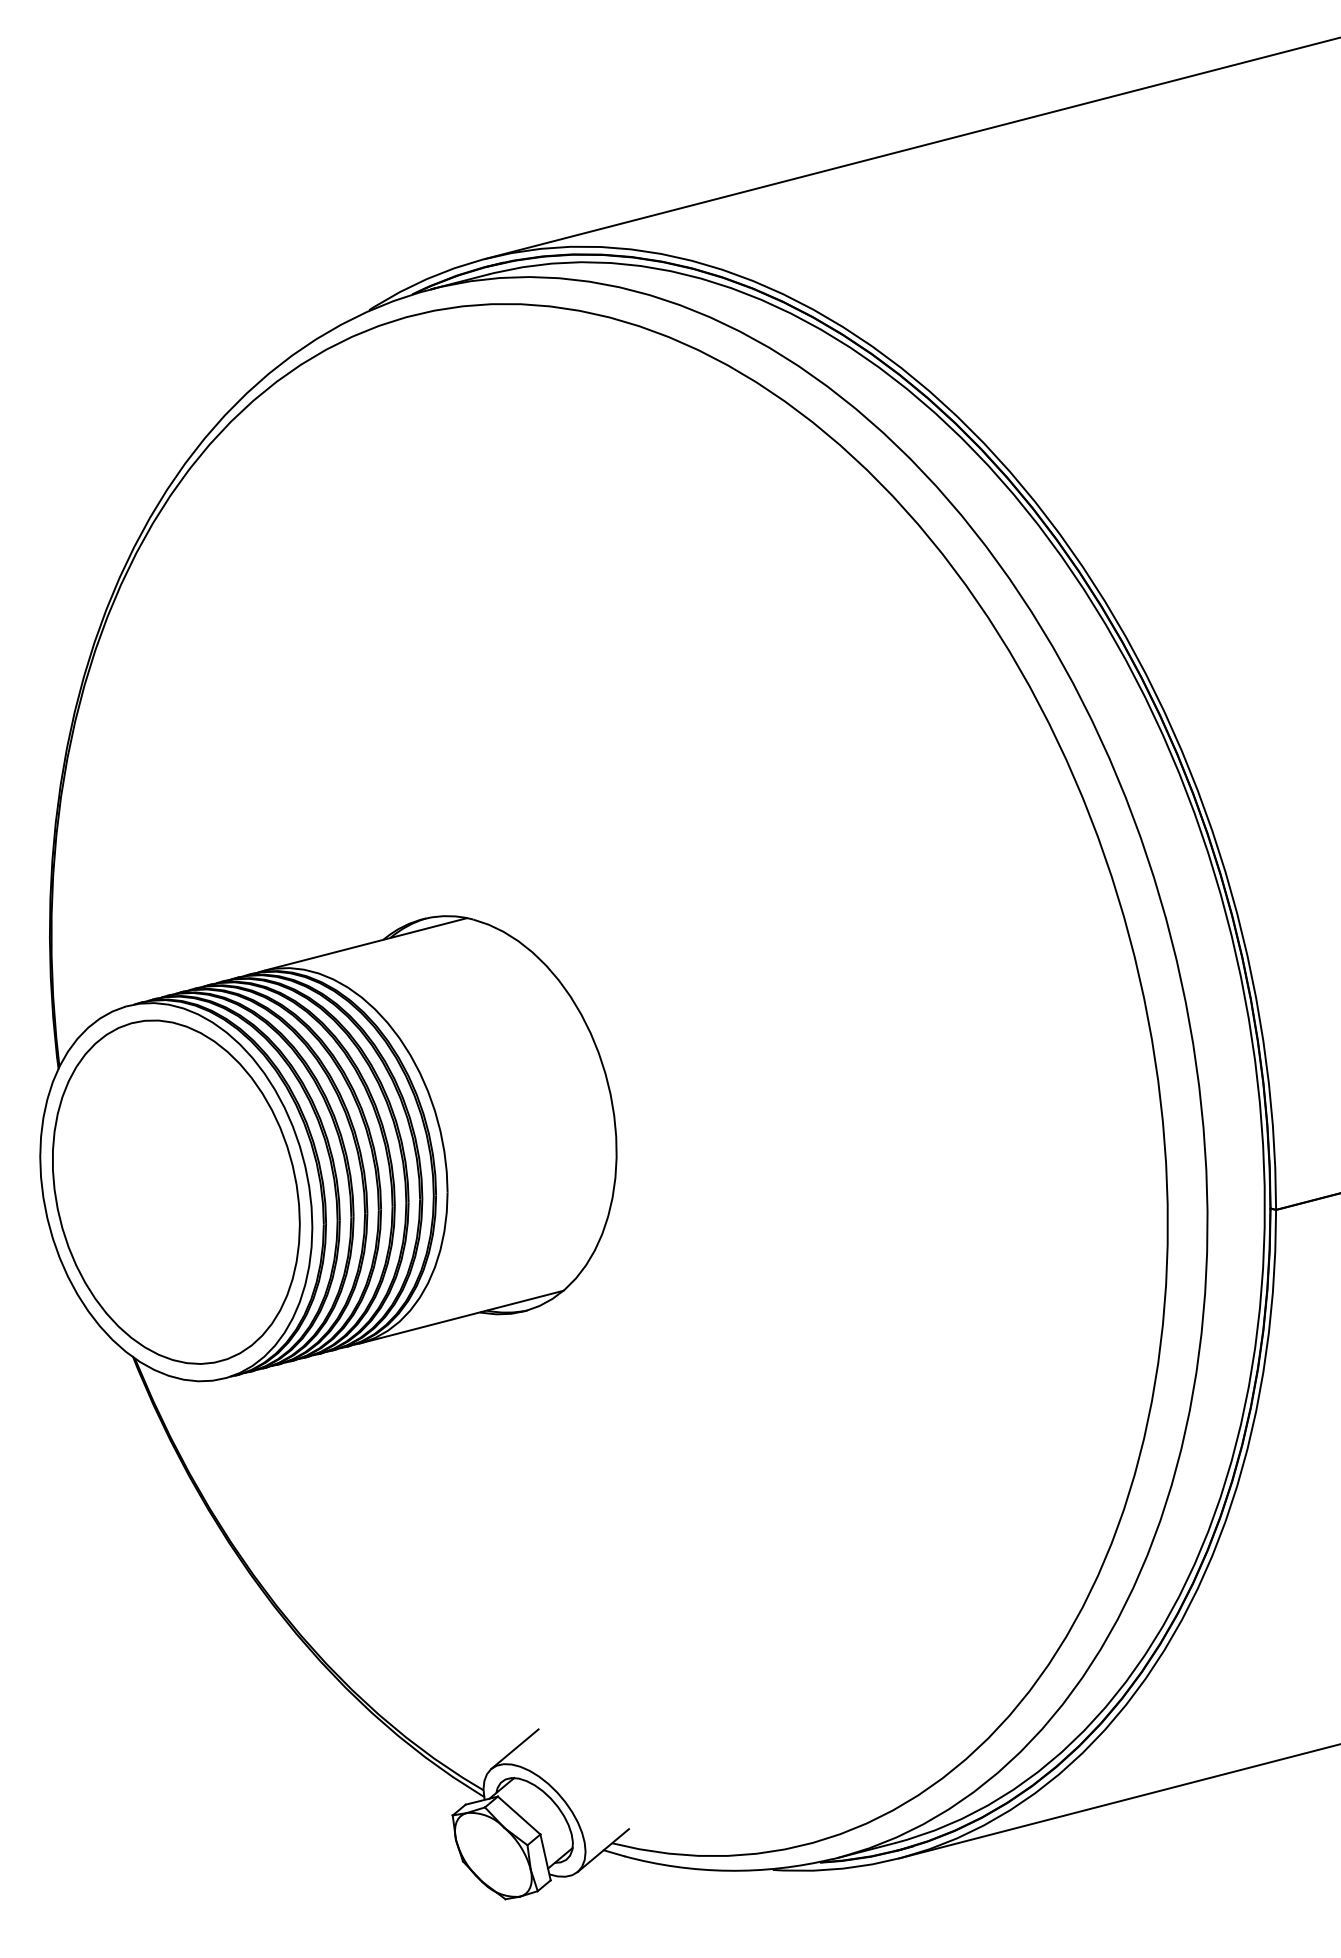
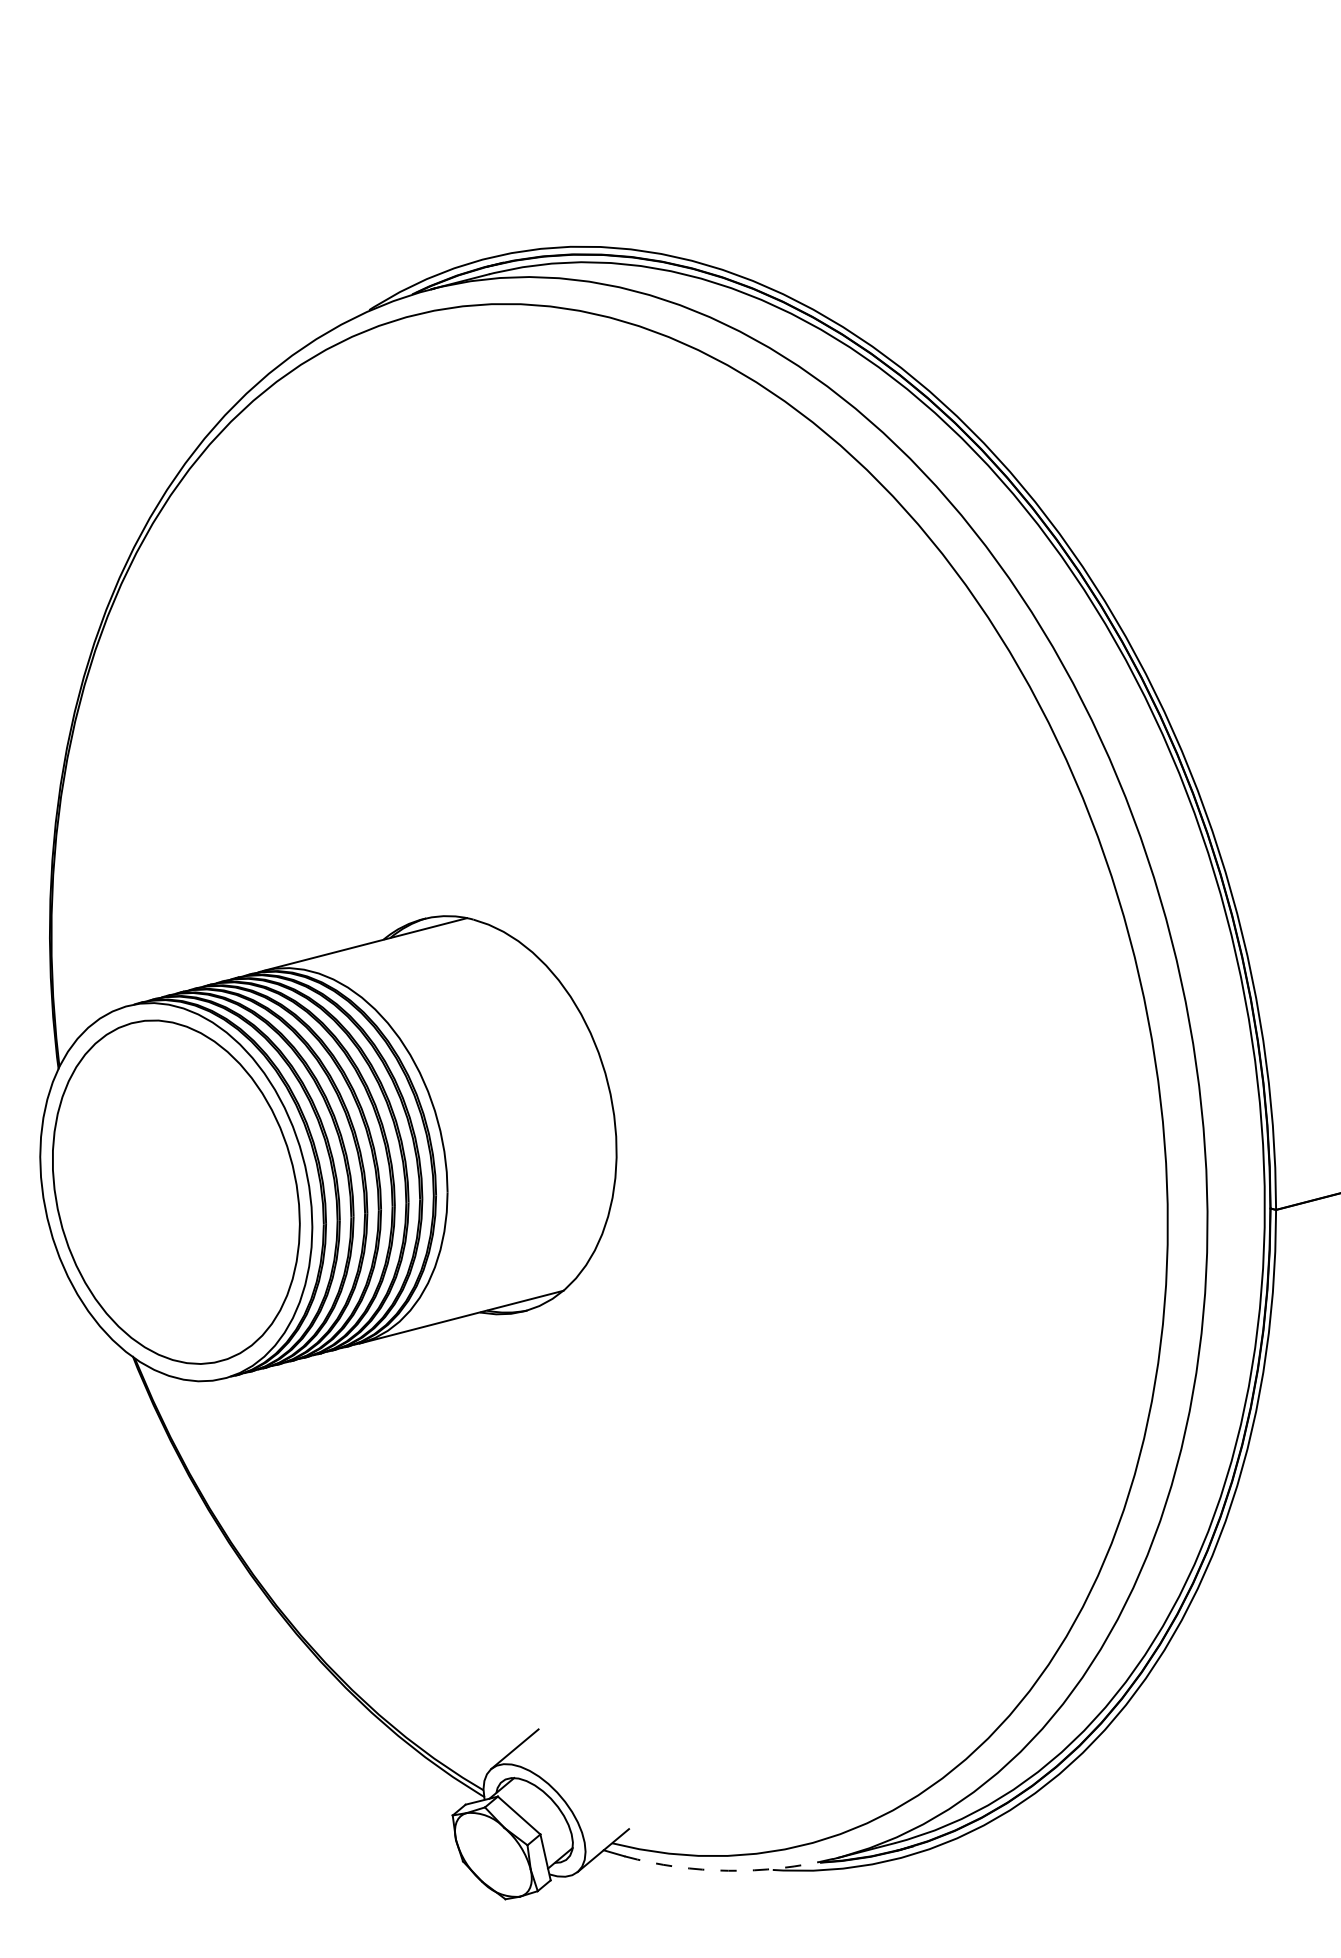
line: present -> none (910, 148)
line: present -> none (1117, 1801)
arc: solid -> dashed (728, 1870)
